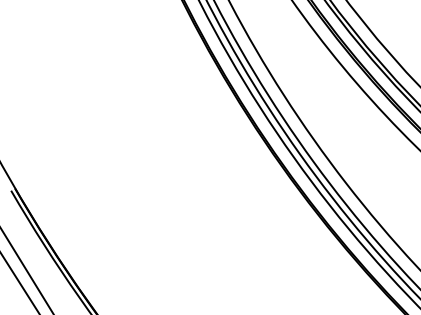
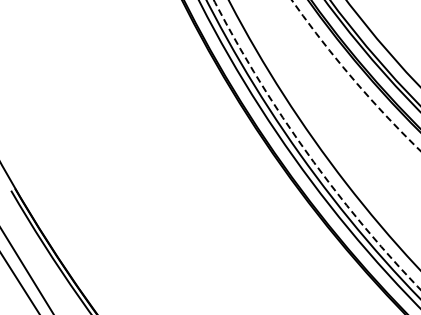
arc: solid -> dashed (353, 79)
arc: solid -> dashed (307, 152)
